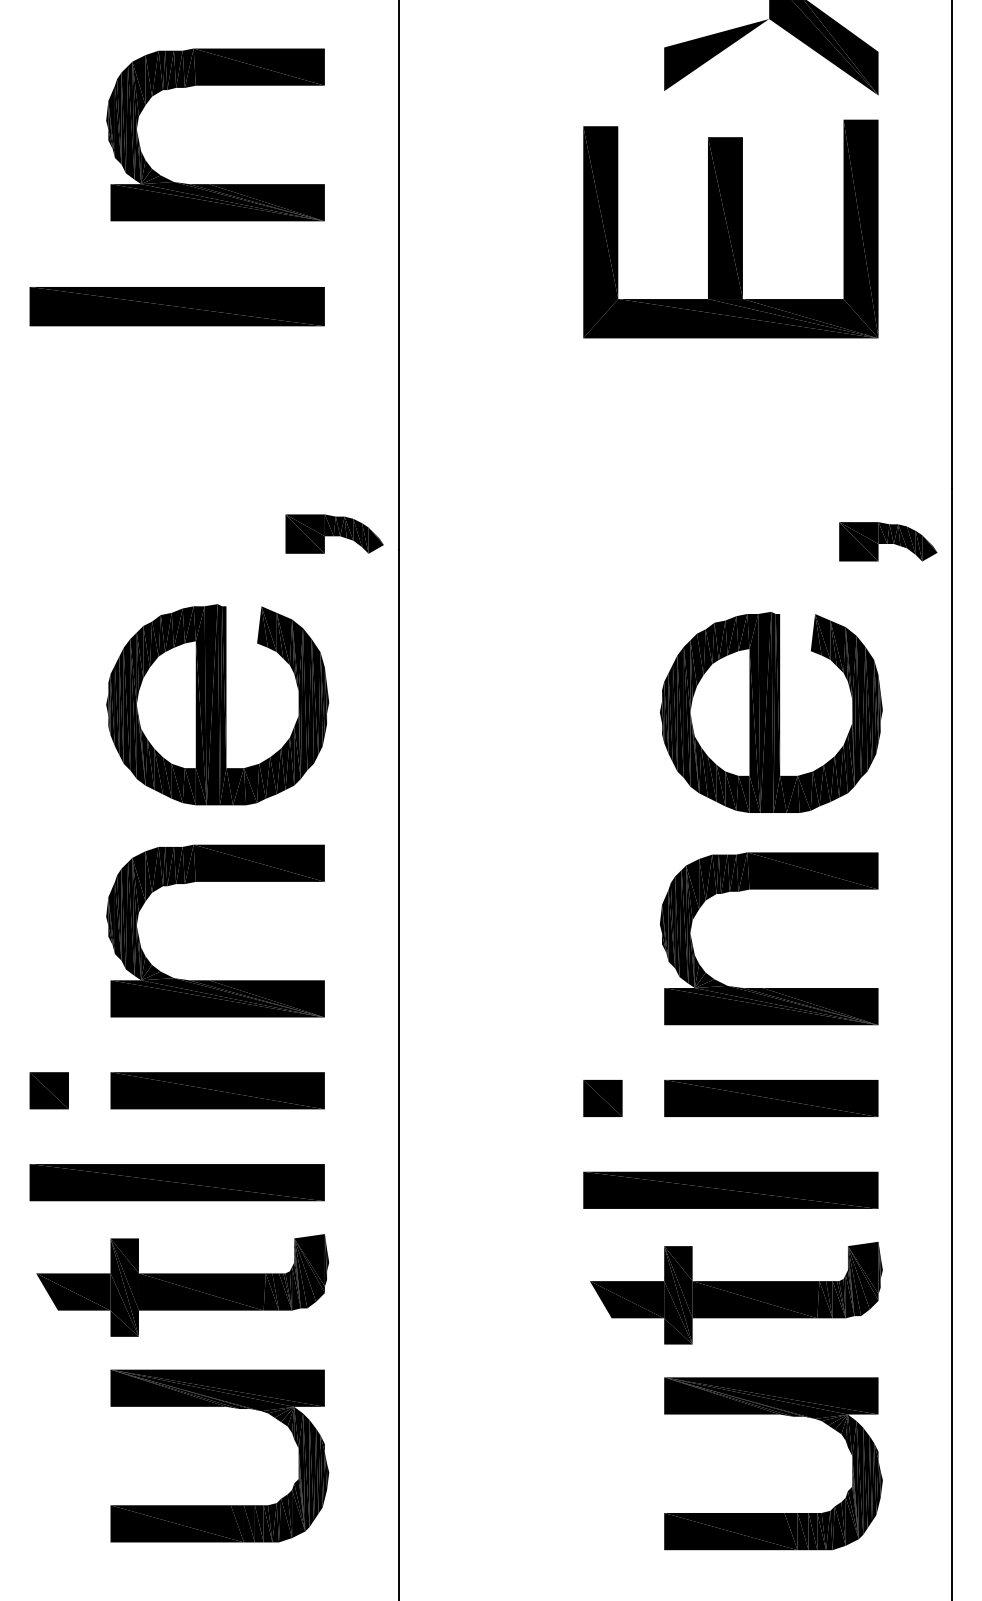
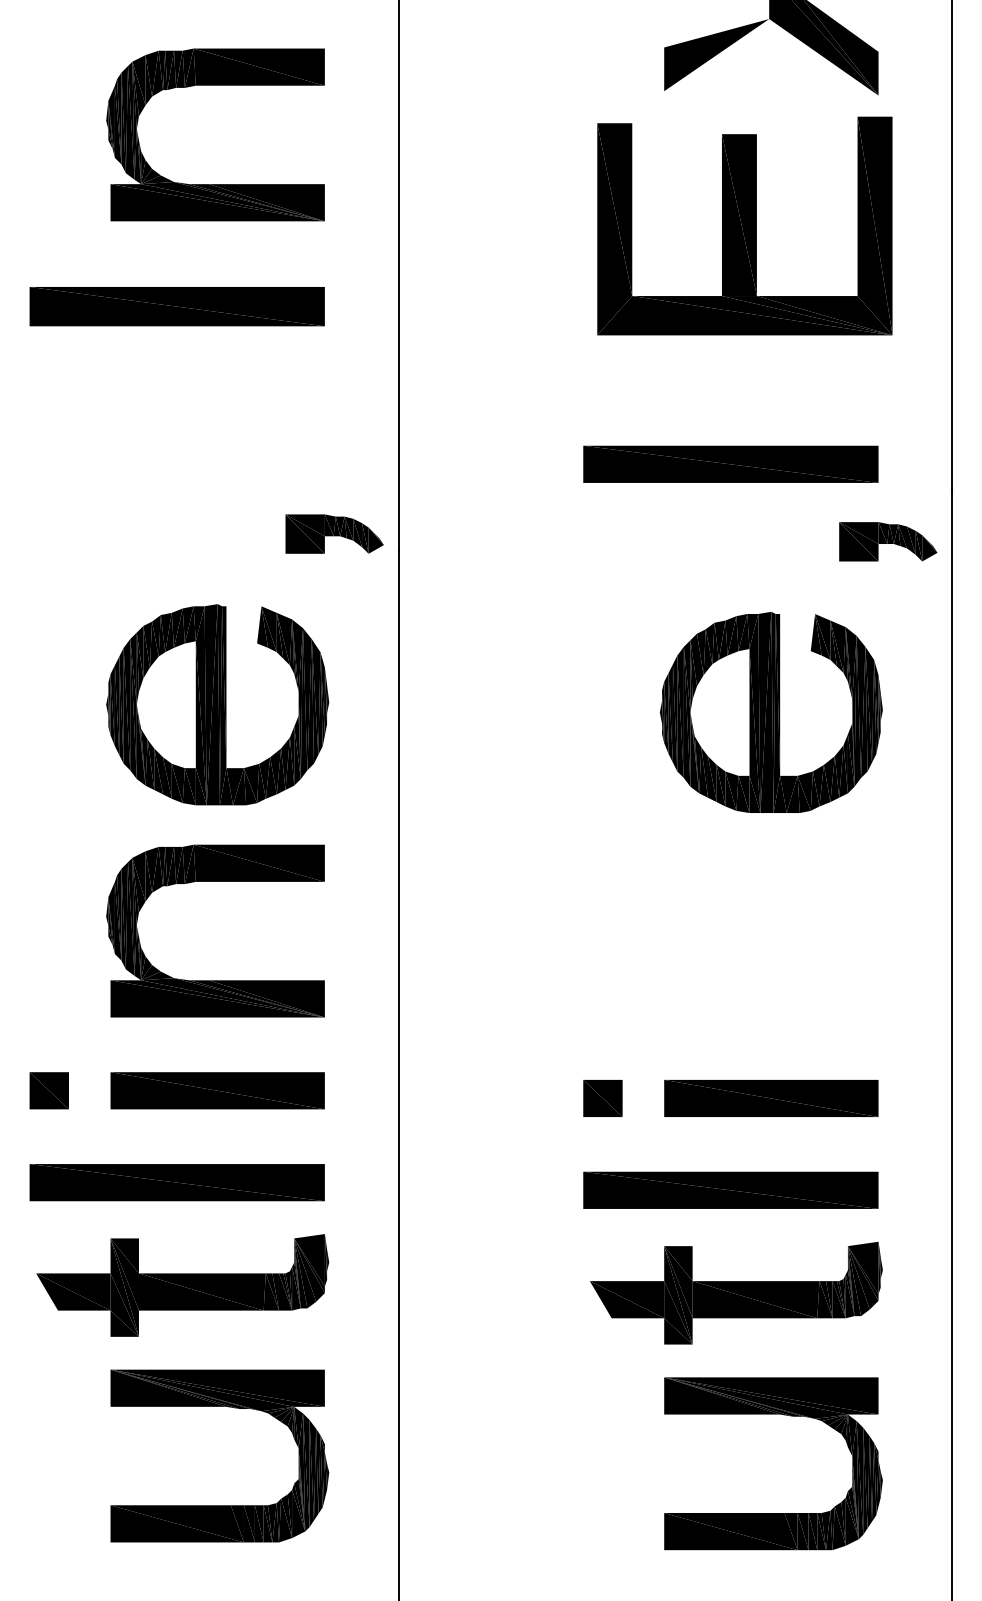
part position: (730, 228) -> (744, 225) (744, 225)
part: none -> present (730, 463)
part: present -> none (768, 889)
